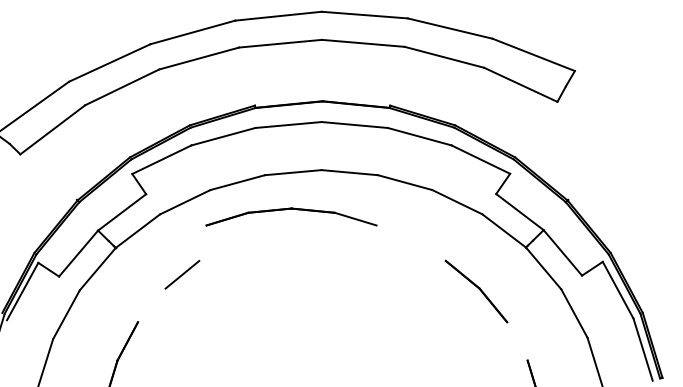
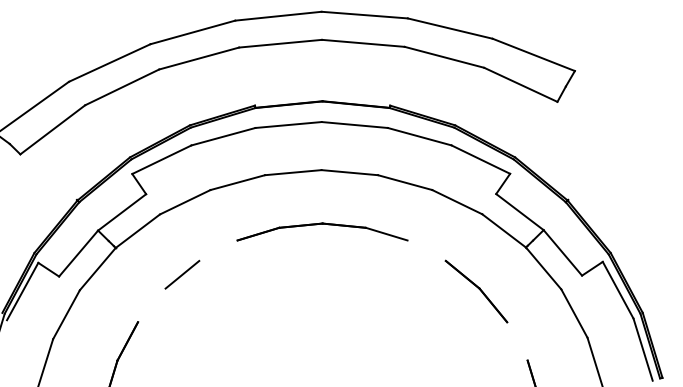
part position: (291, 209) -> (322, 224) (322, 224)
